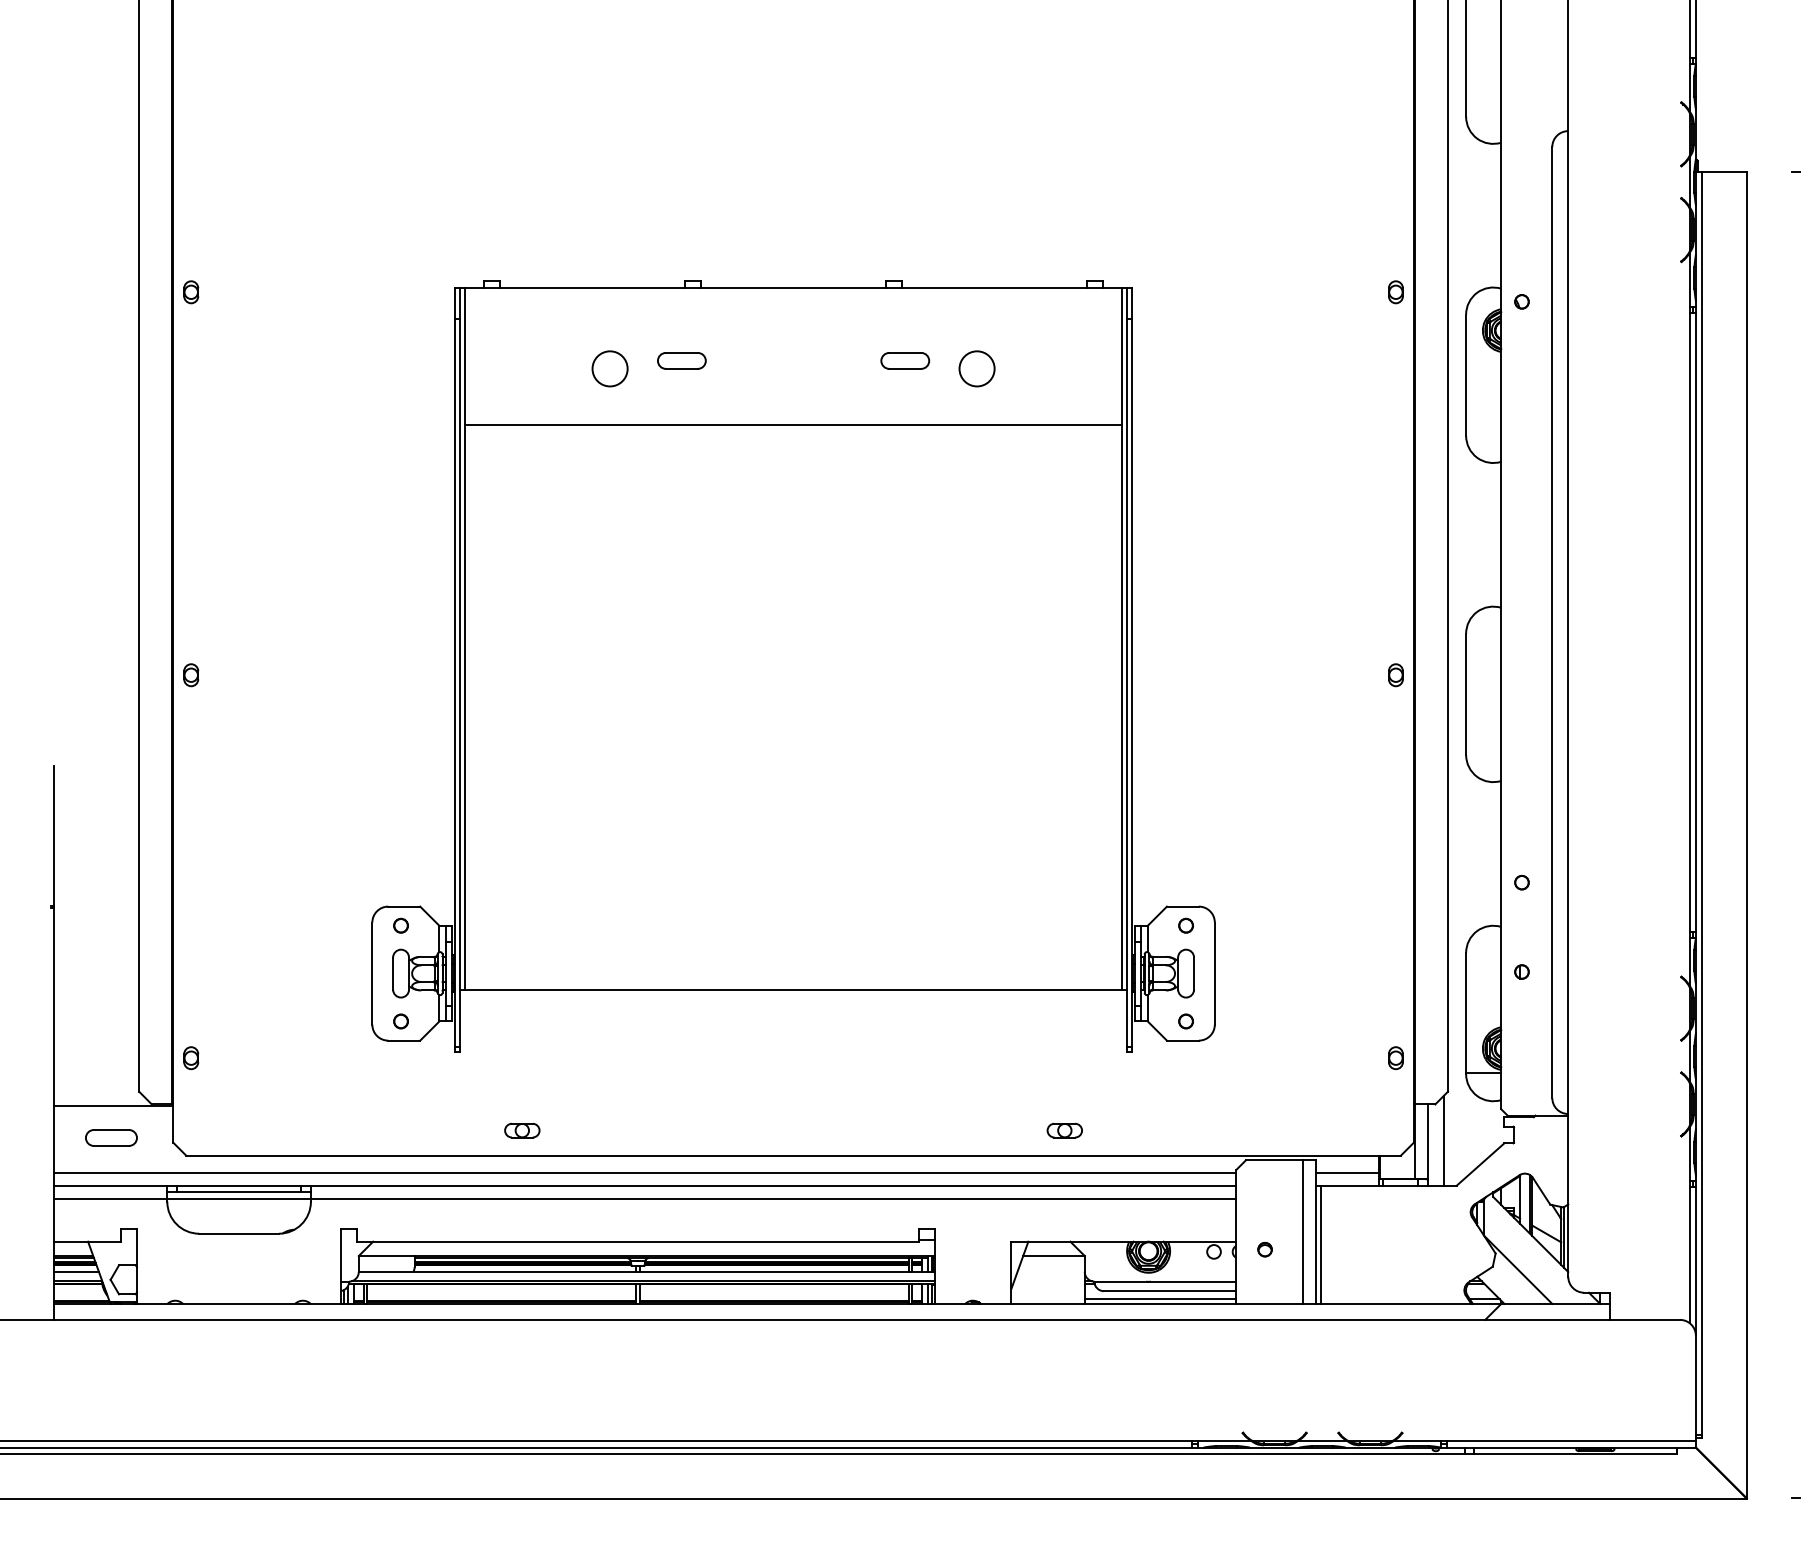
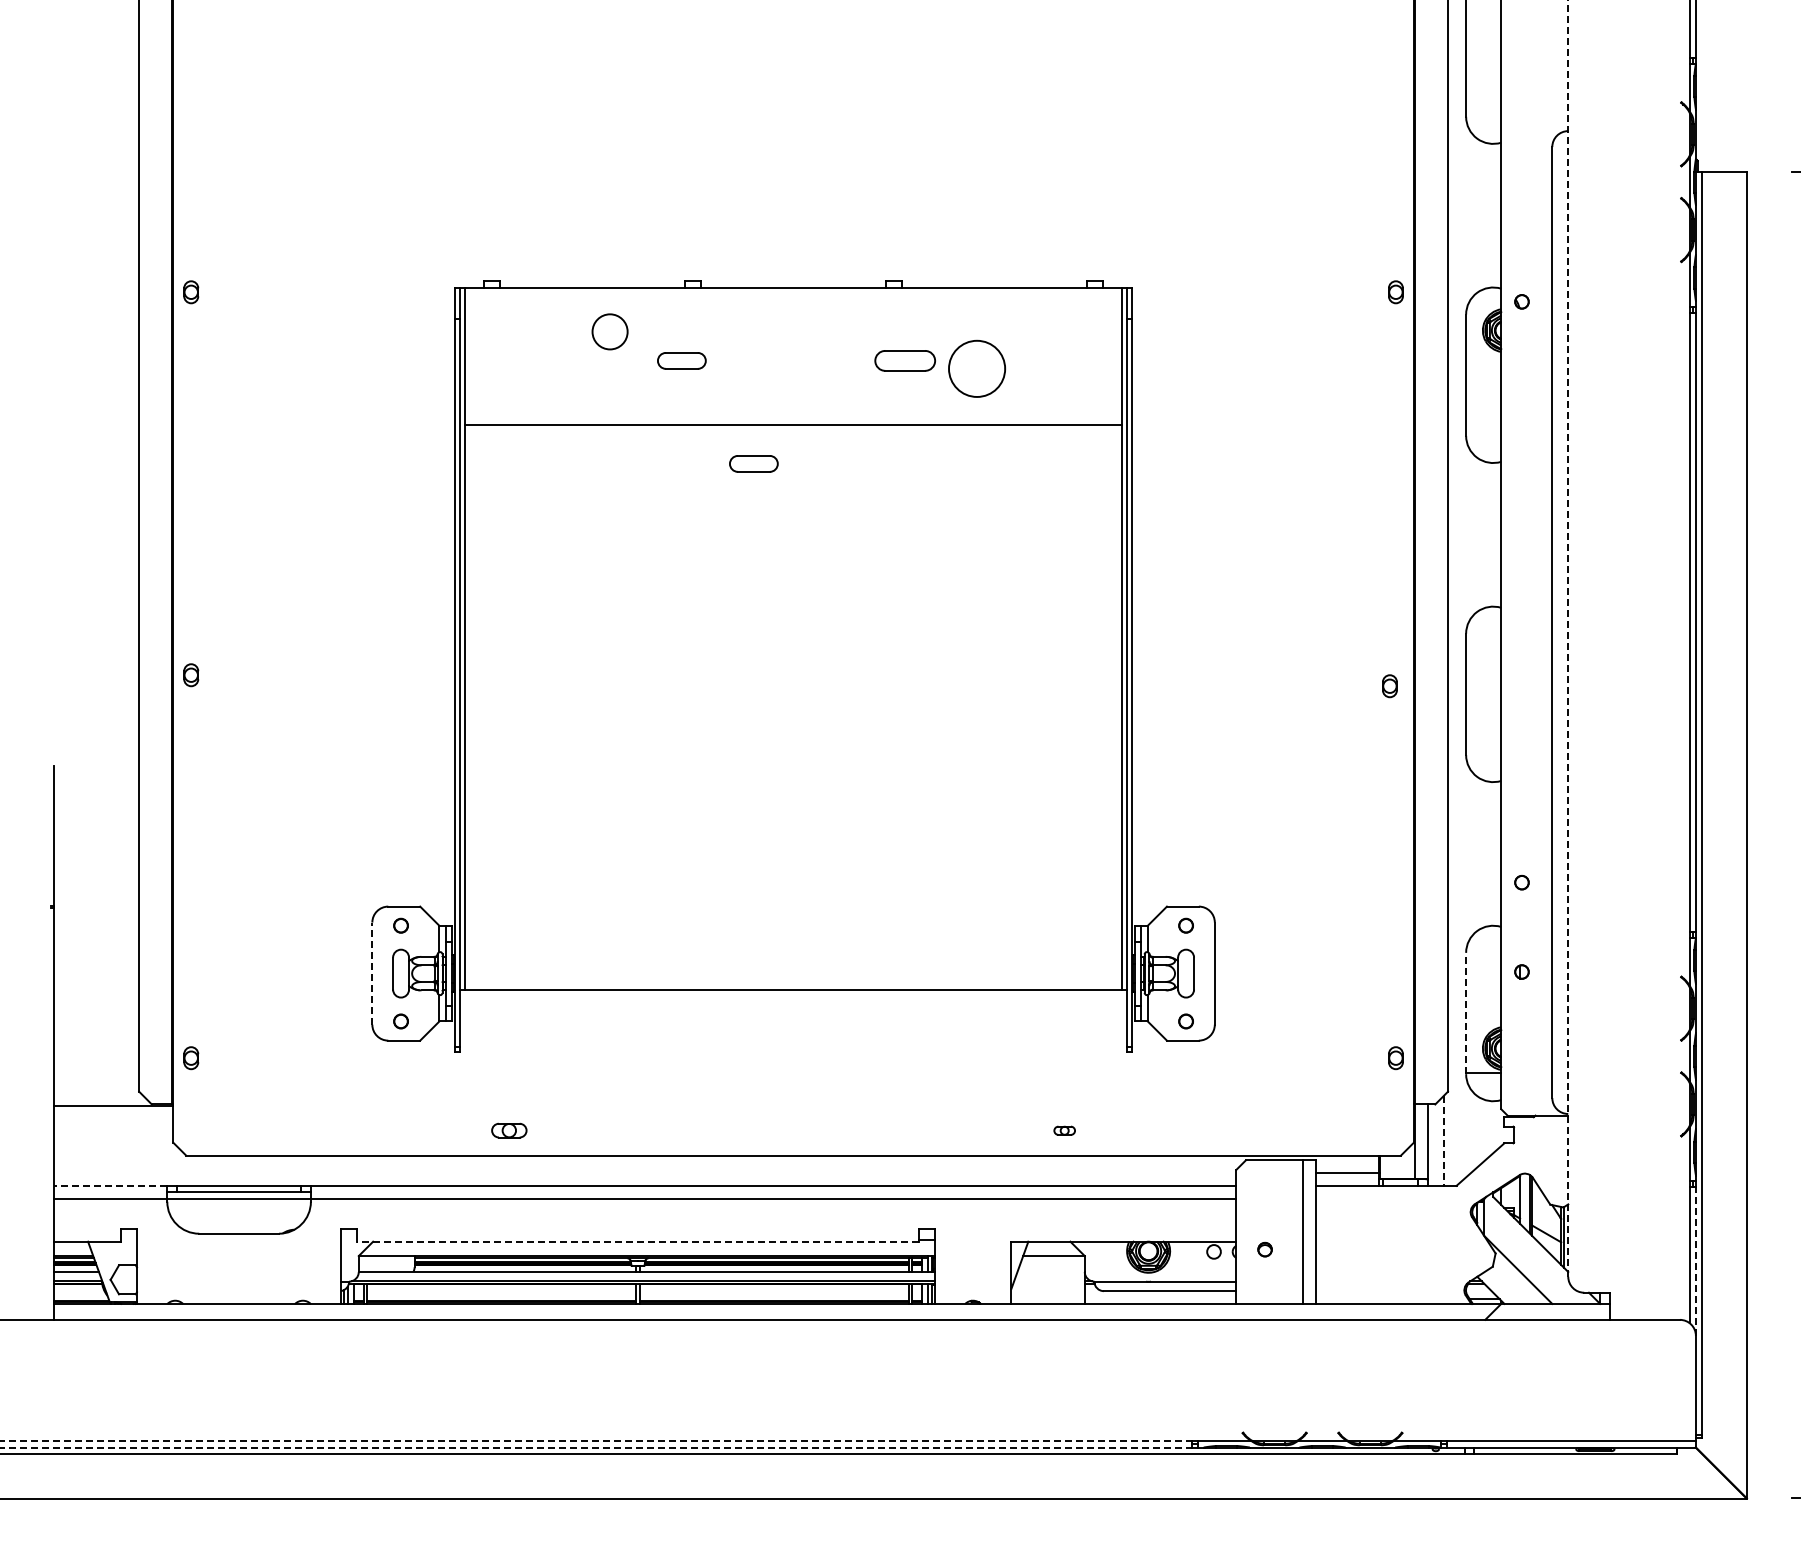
part size: 51x18 px -> 62x22 px (904, 360)
circle position: (609, 368) -> (609, 331) (609, 331)
circle diameter: 35 px -> 56 px (977, 368)
part: none -> present (753, 463)
line: solid -> dashed (1568, 638)
part position: (1395, 675) -> (1389, 686) (1389, 686)
line: solid -> dashed (372, 973)
line: solid -> dashed (1466, 1013)
part position: (522, 1130) -> (509, 1130) (509, 1130)
part size: 37x16 px -> 23x11 px (1064, 1130)
part: present -> none (111, 1137)
line: solid -> dashed (1443, 1140)
line: present -> none (645, 1173)
line: solid -> dashed (110, 1185)
line: solid -> dashed (638, 1241)
line: present -> none (1320, 1244)
line: solid -> dashed (1695, 1261)
line: present -> none (1160, 1299)
line: solid -> dashed (596, 1441)
line: solid -> dashed (596, 1447)
